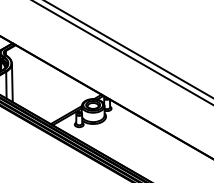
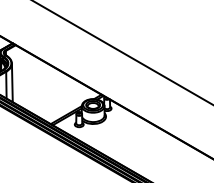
line: present -> none (128, 49)
